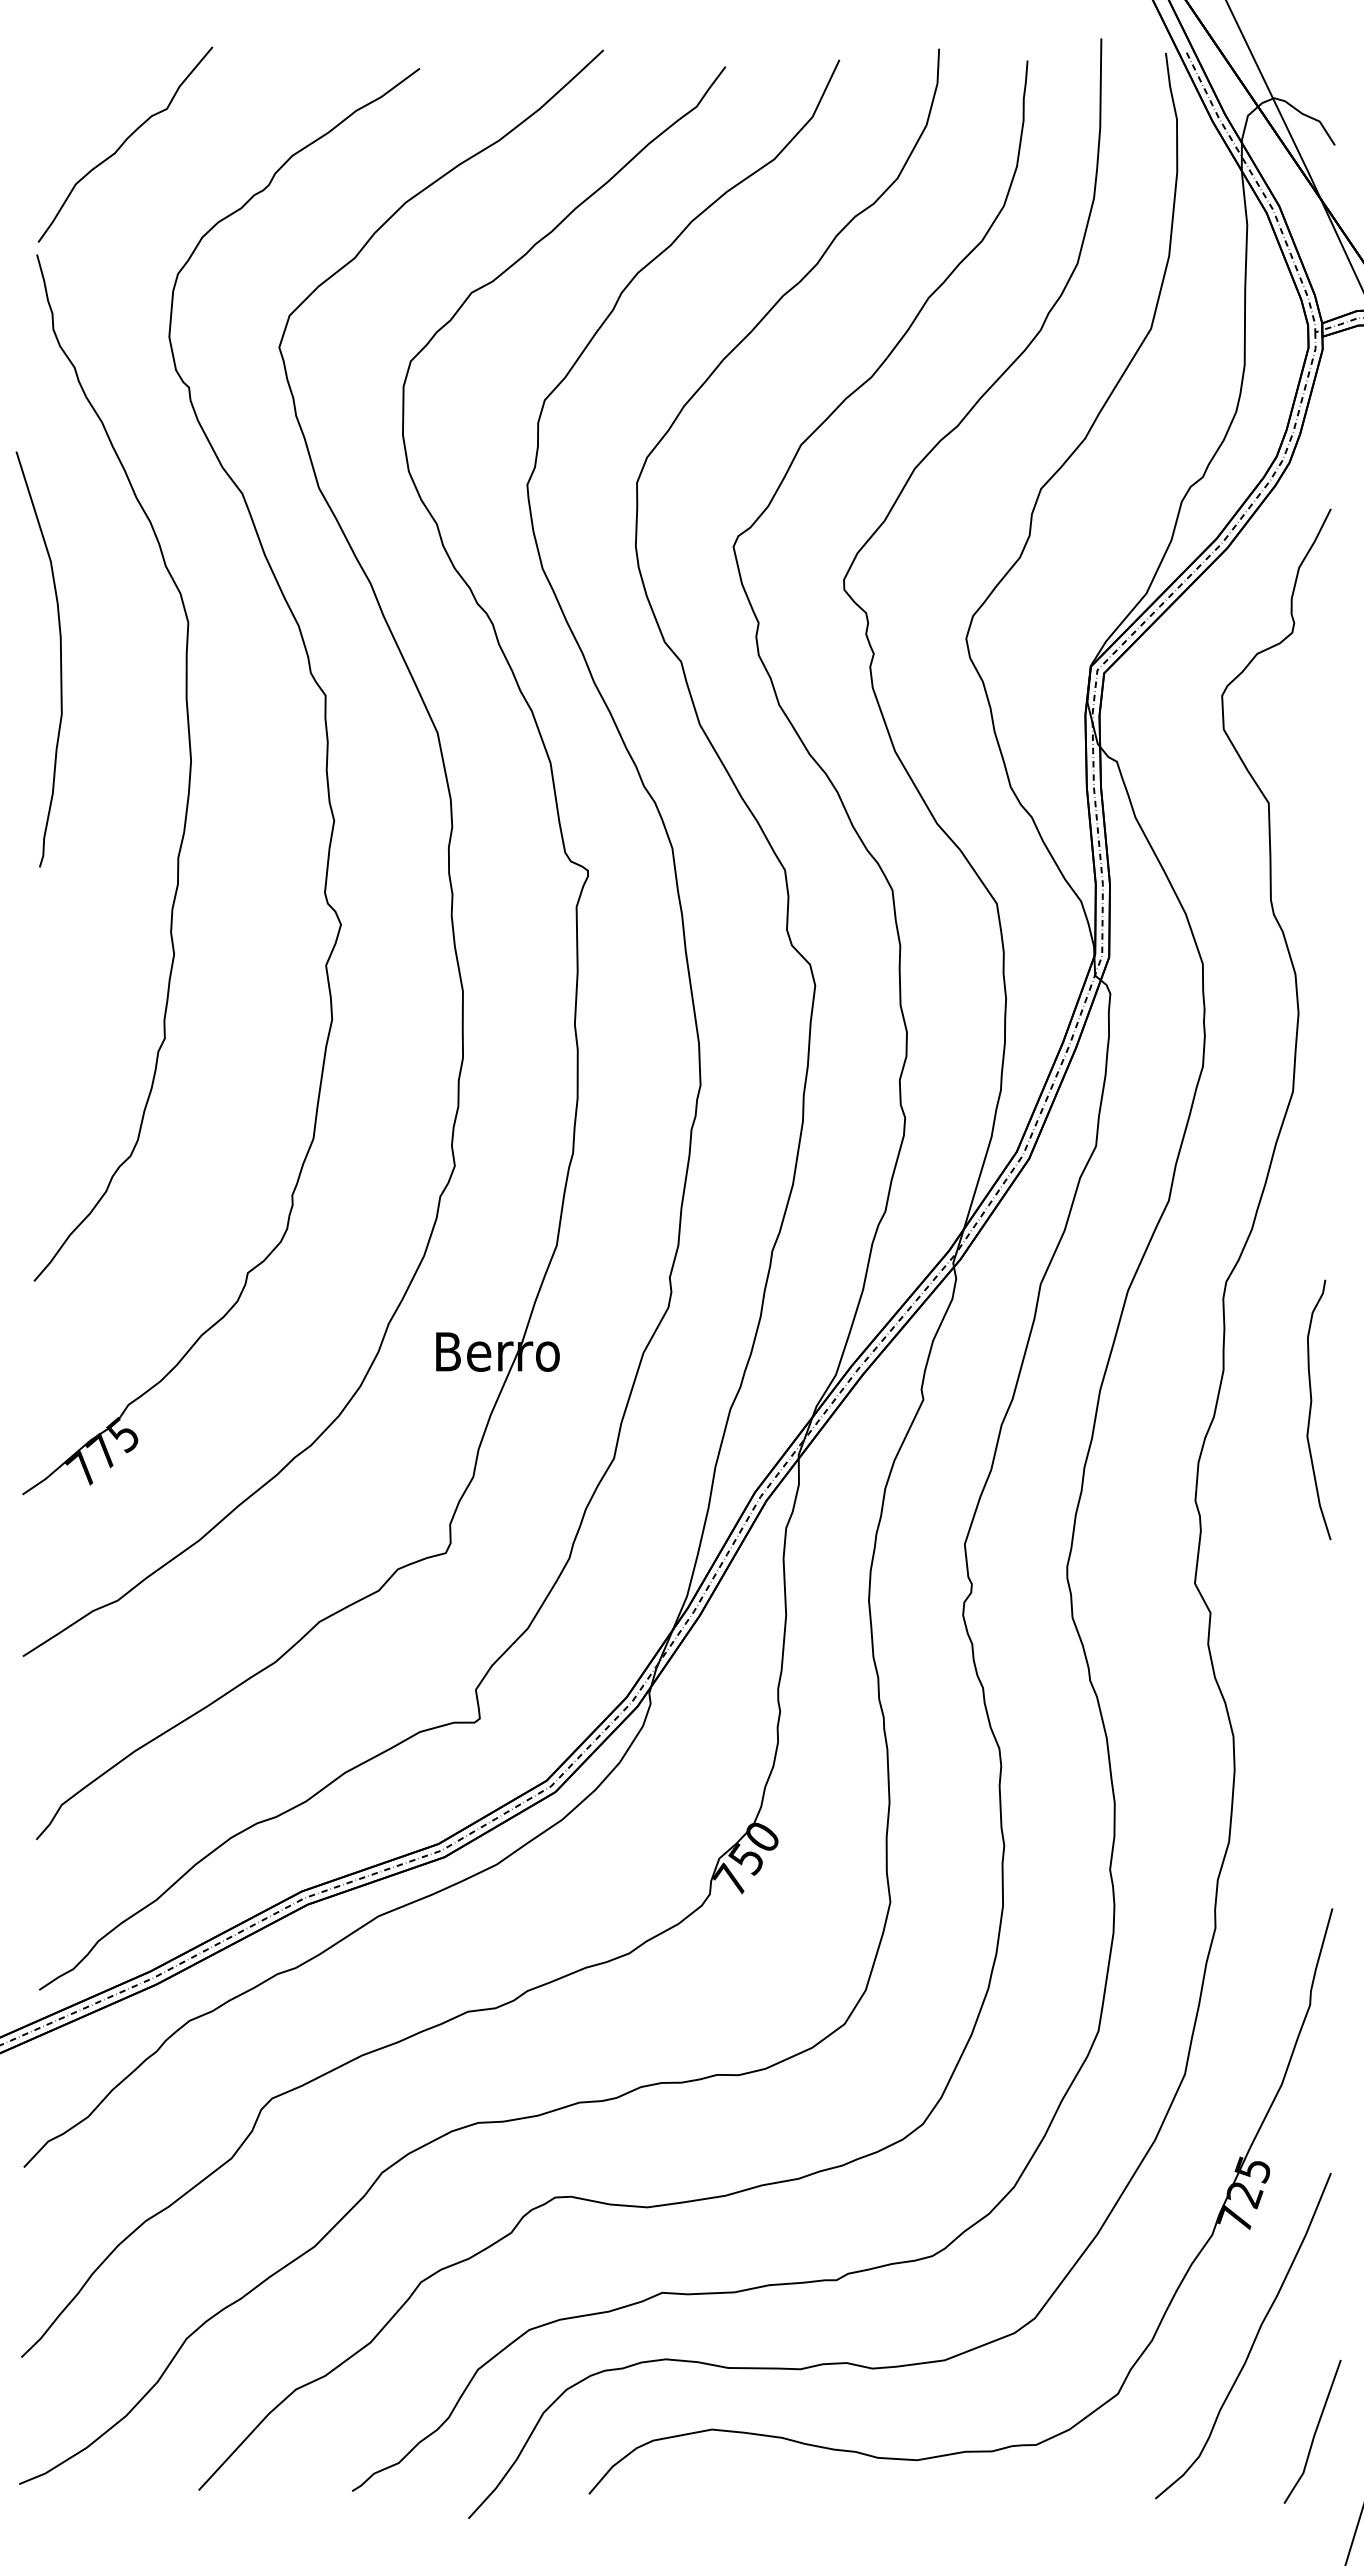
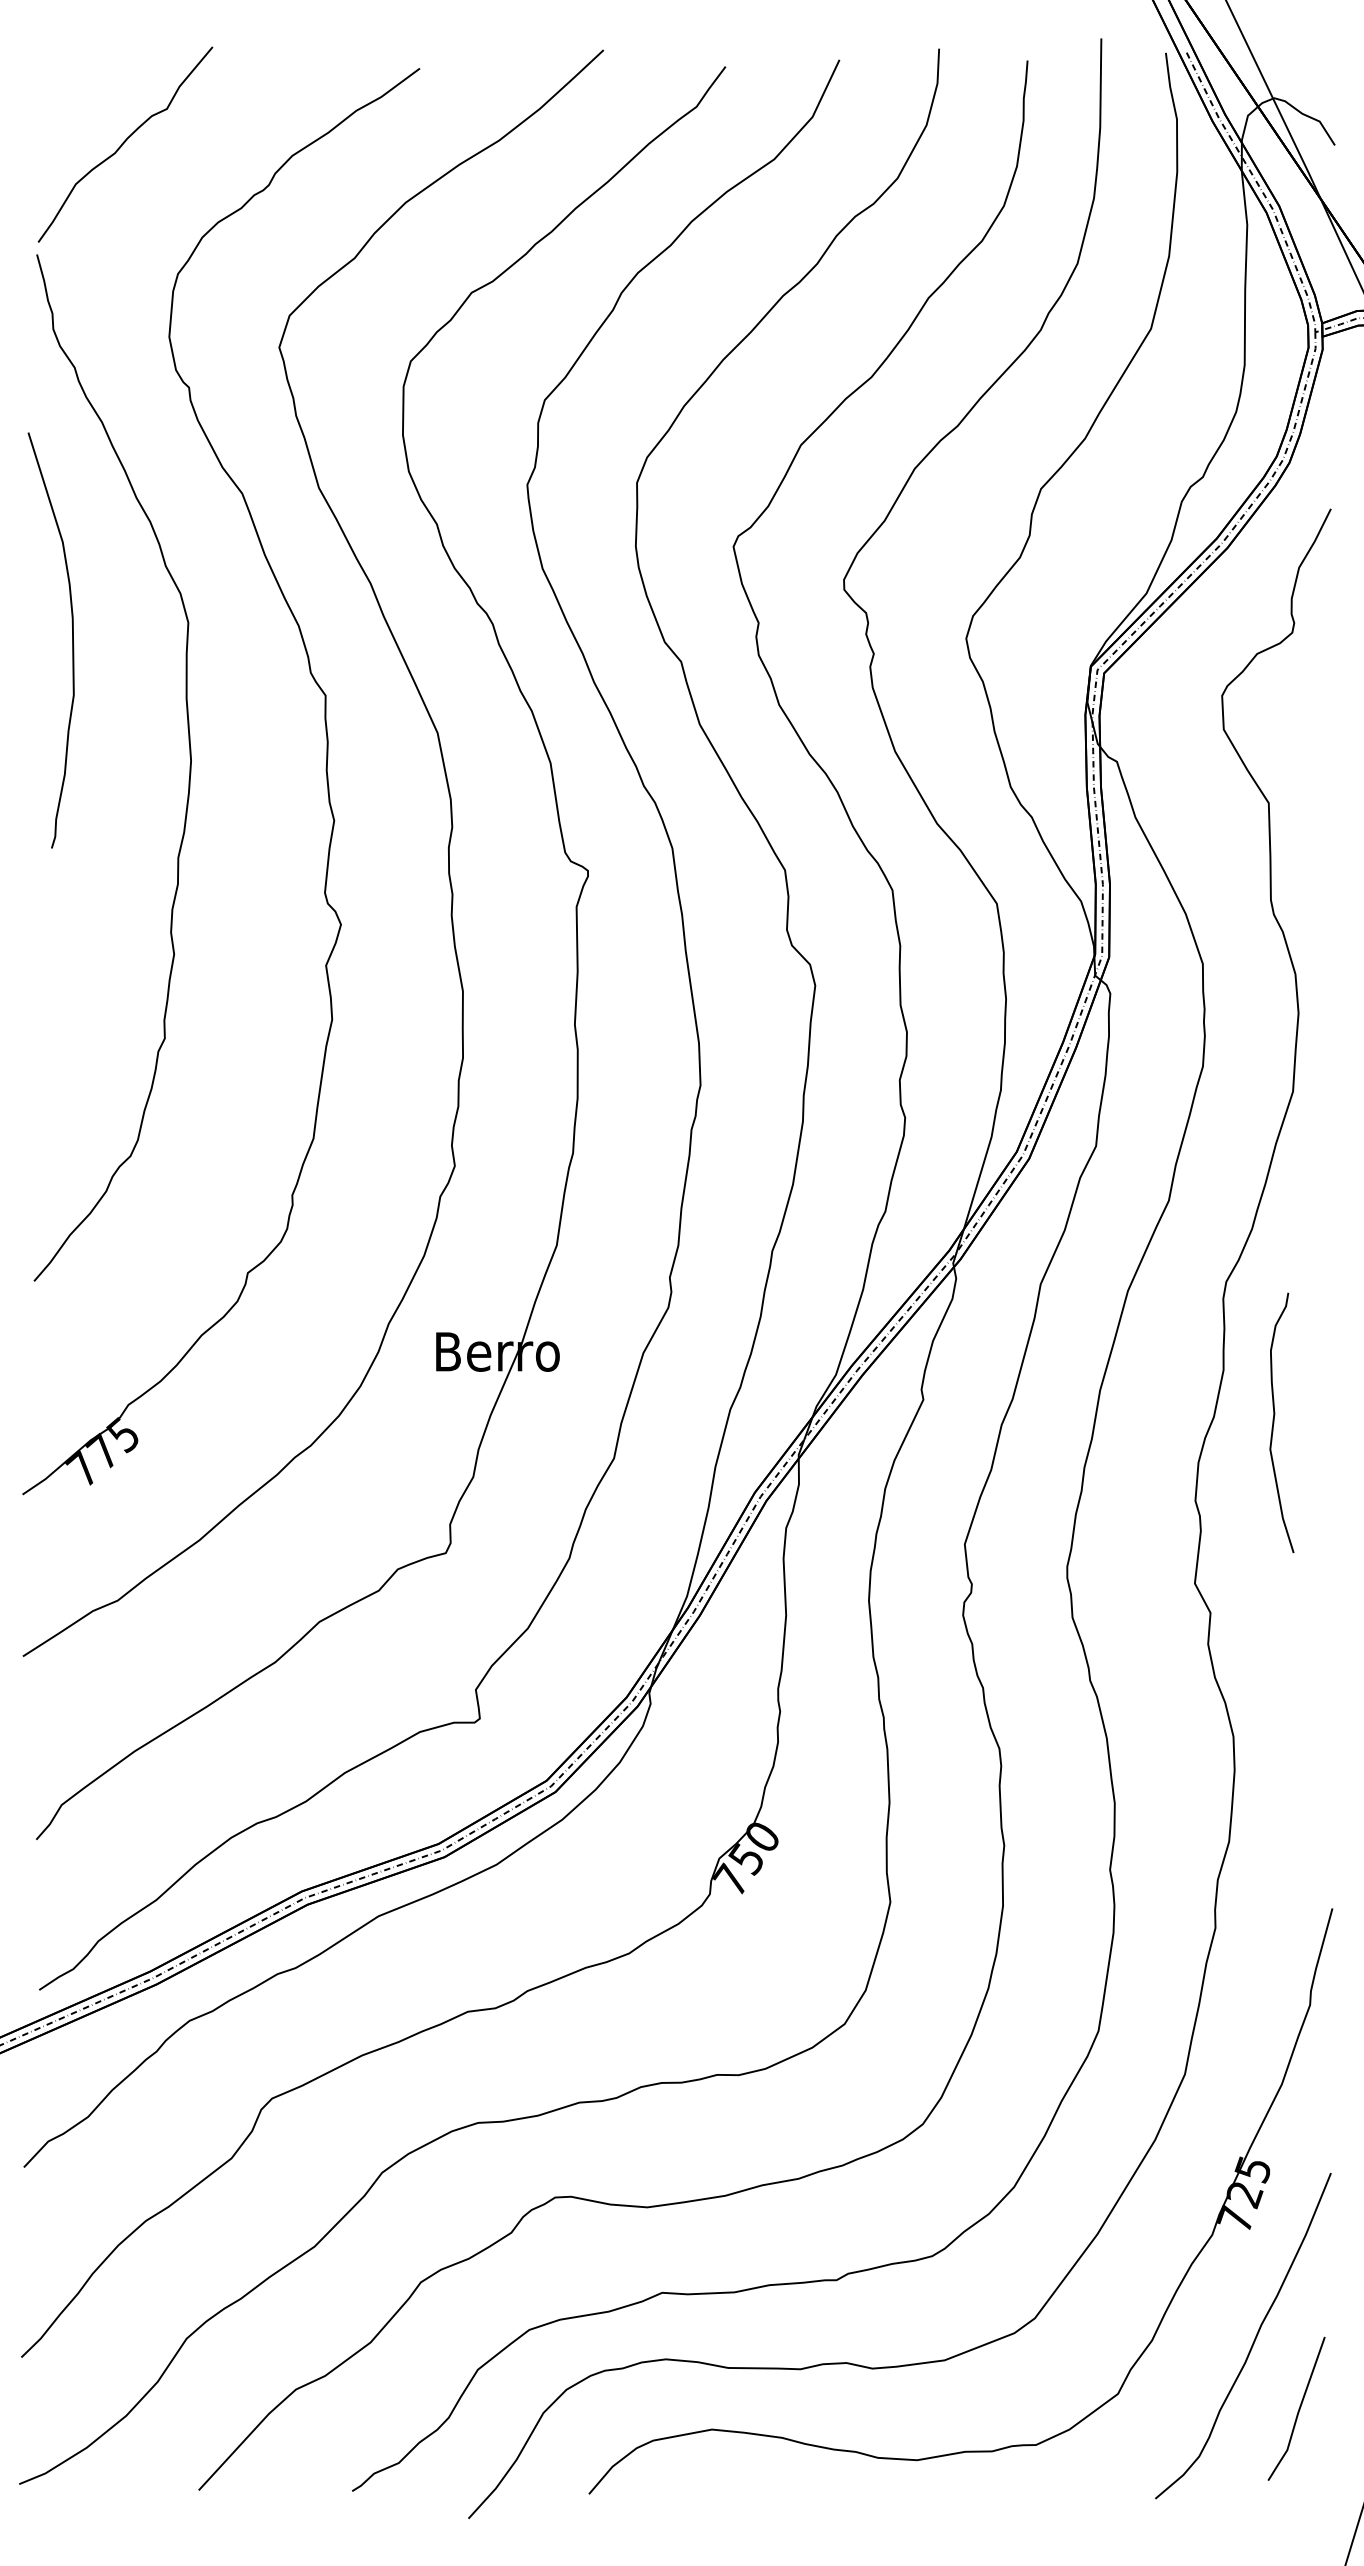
curve position: (60, 659) -> (72, 640) (72, 640)
curve position: (1311, 1409) -> (1274, 1422) (1274, 1422)
line position: (1314, 2431) -> (1298, 2408) (1298, 2408)
